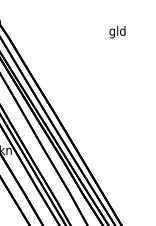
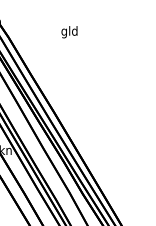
text position: (117, 32) -> (69, 32) (69, 32)
